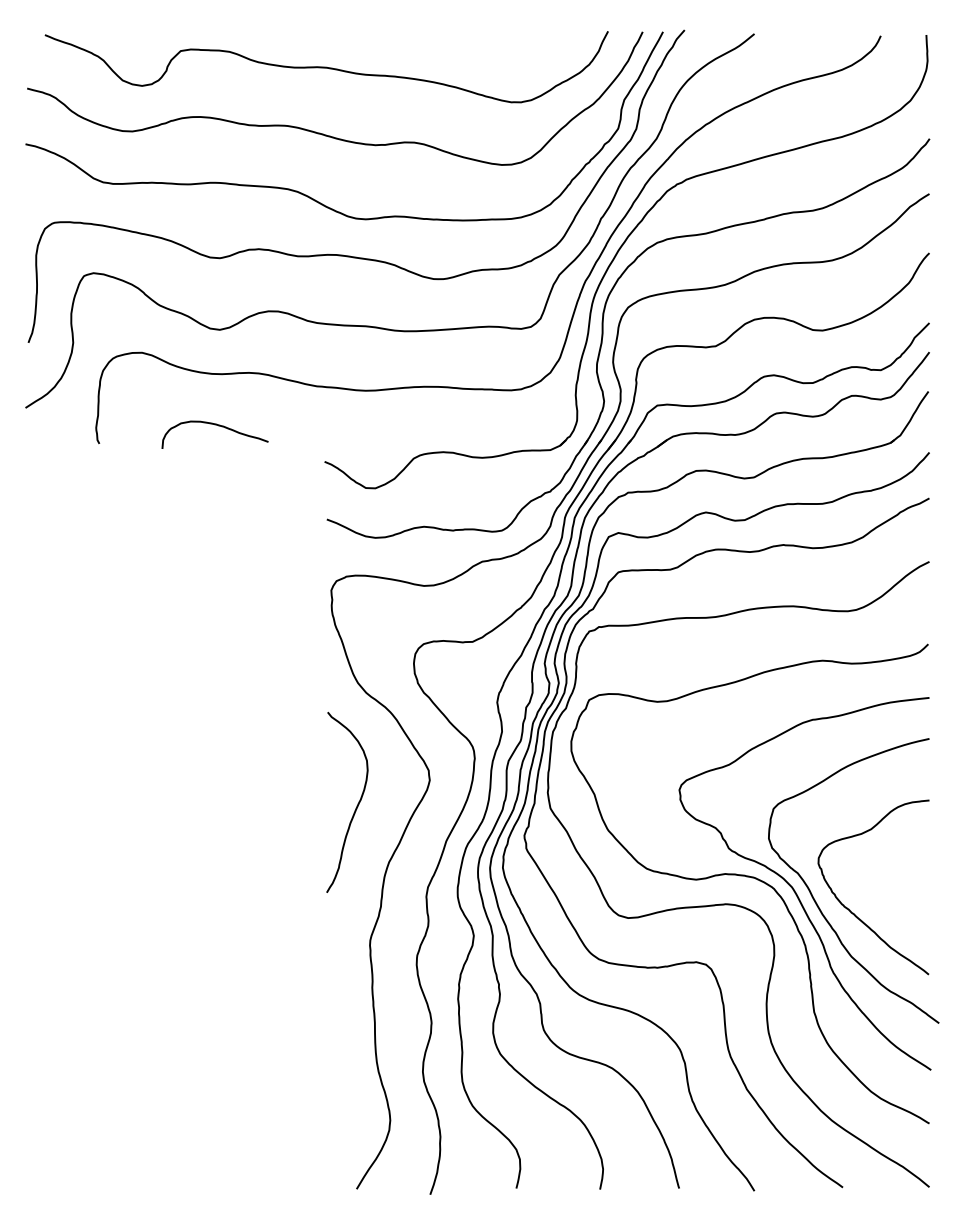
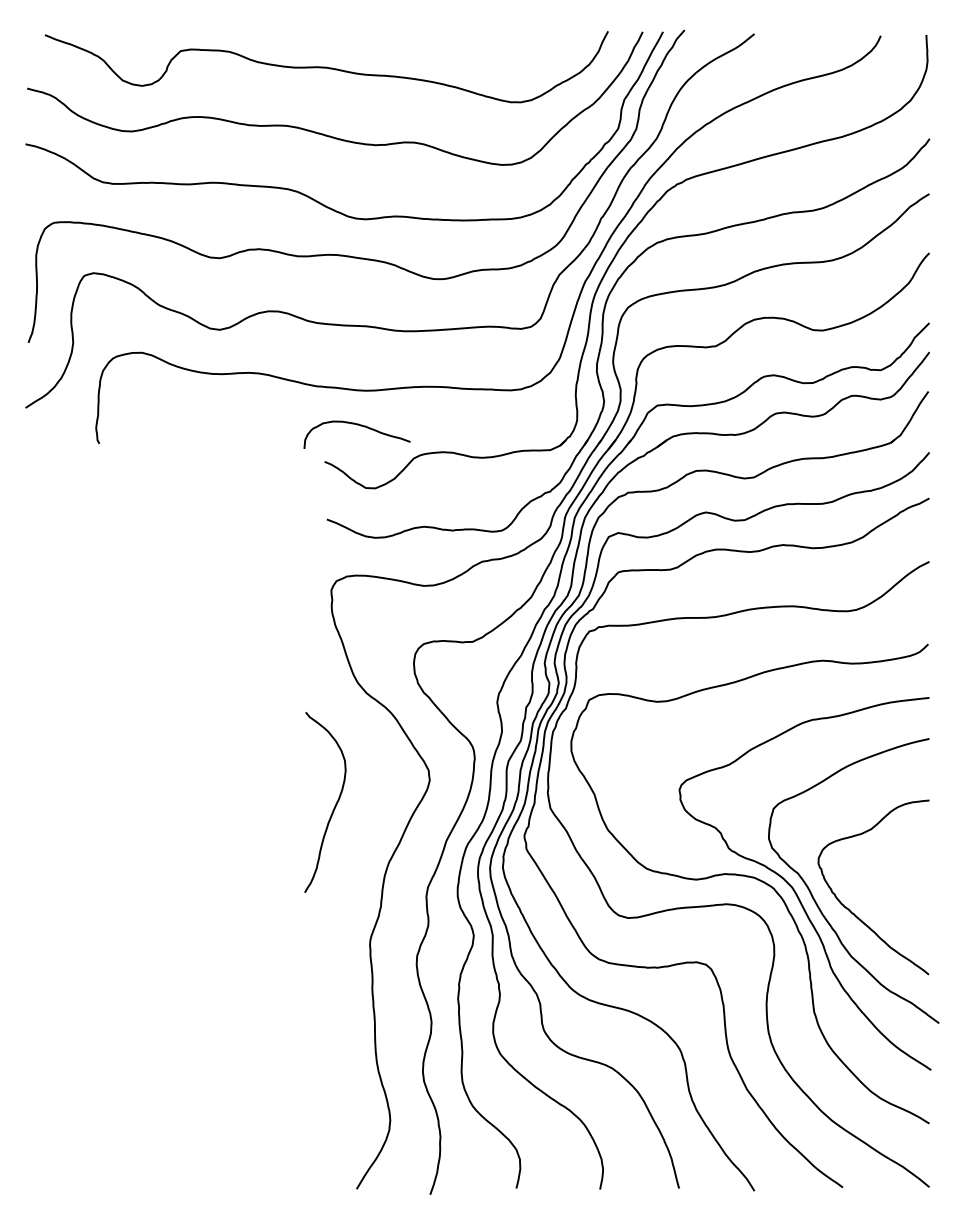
curve position: (218, 426) -> (360, 426) (360, 426)
curve position: (356, 805) -> (334, 805) (334, 805)
